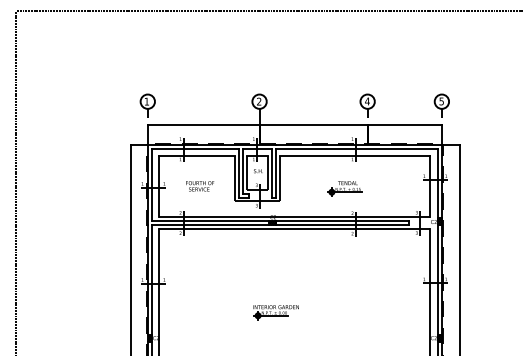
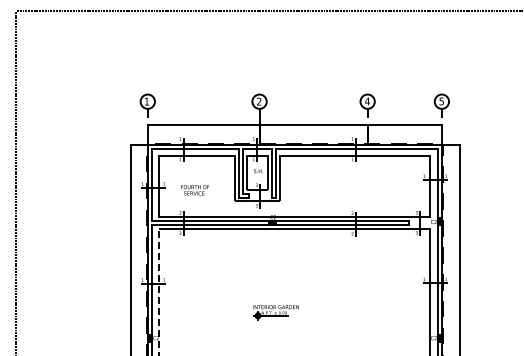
text position: (200, 186) -> (195, 190) (195, 190)
part: present -> none (344, 188)
line: solid -> dashed (159, 291)
